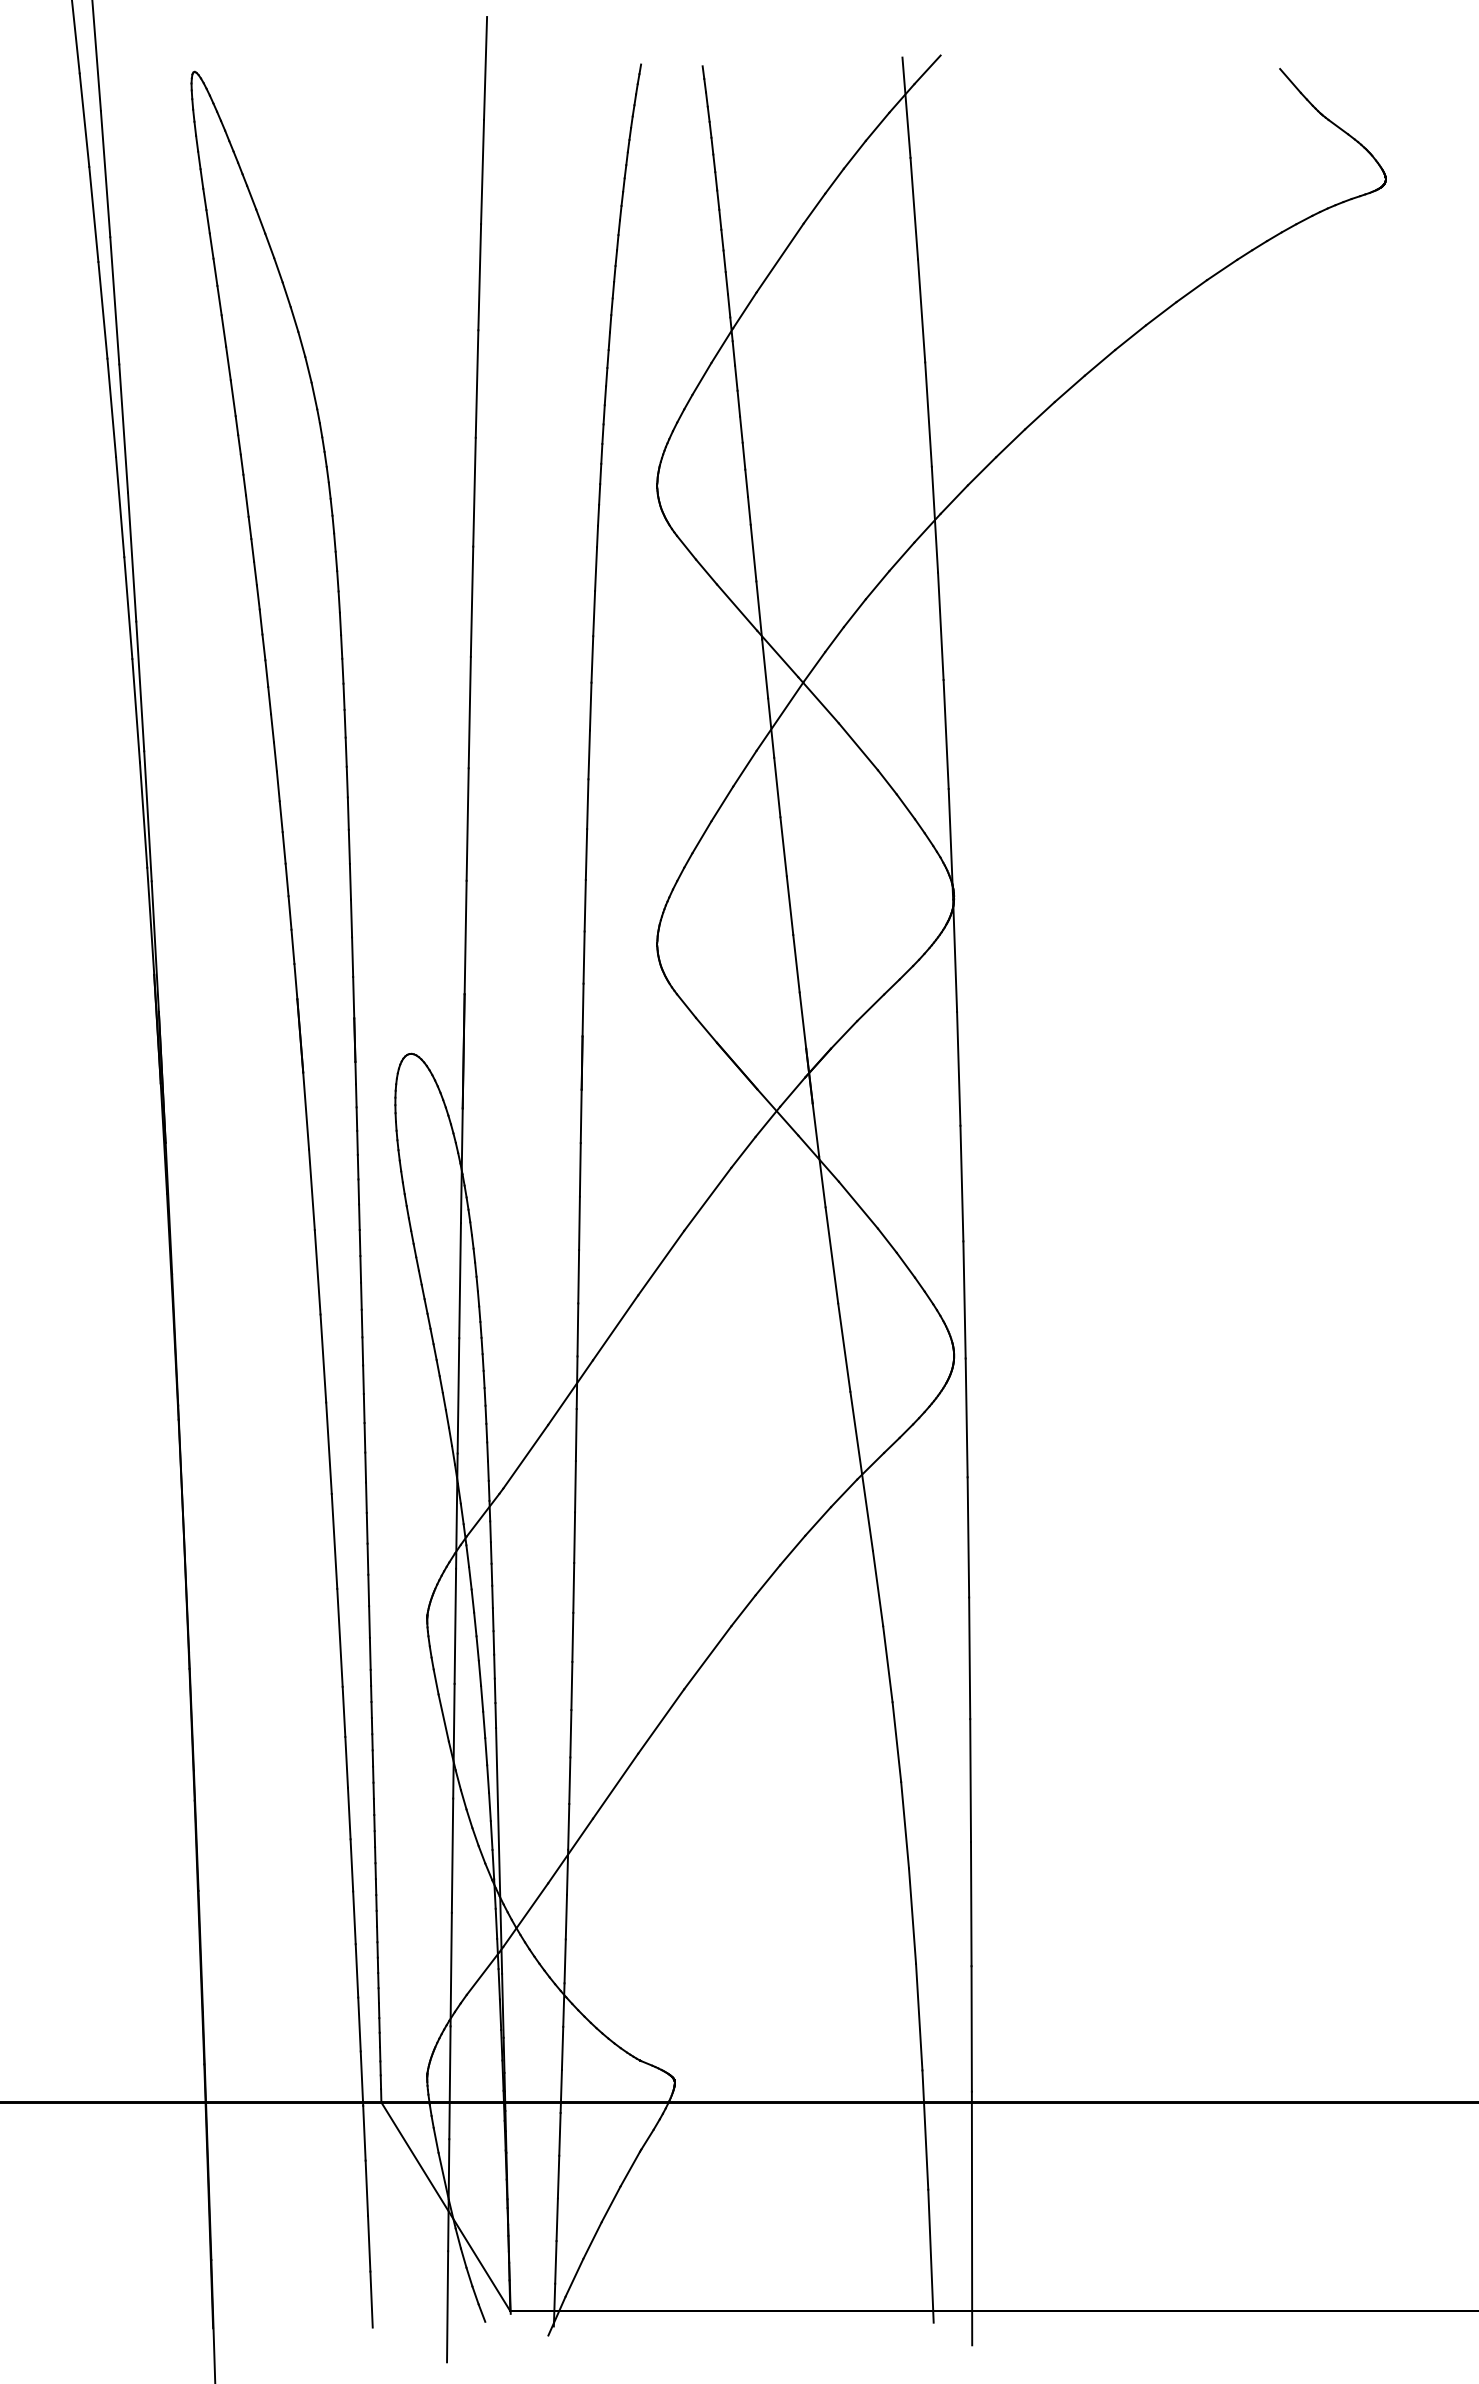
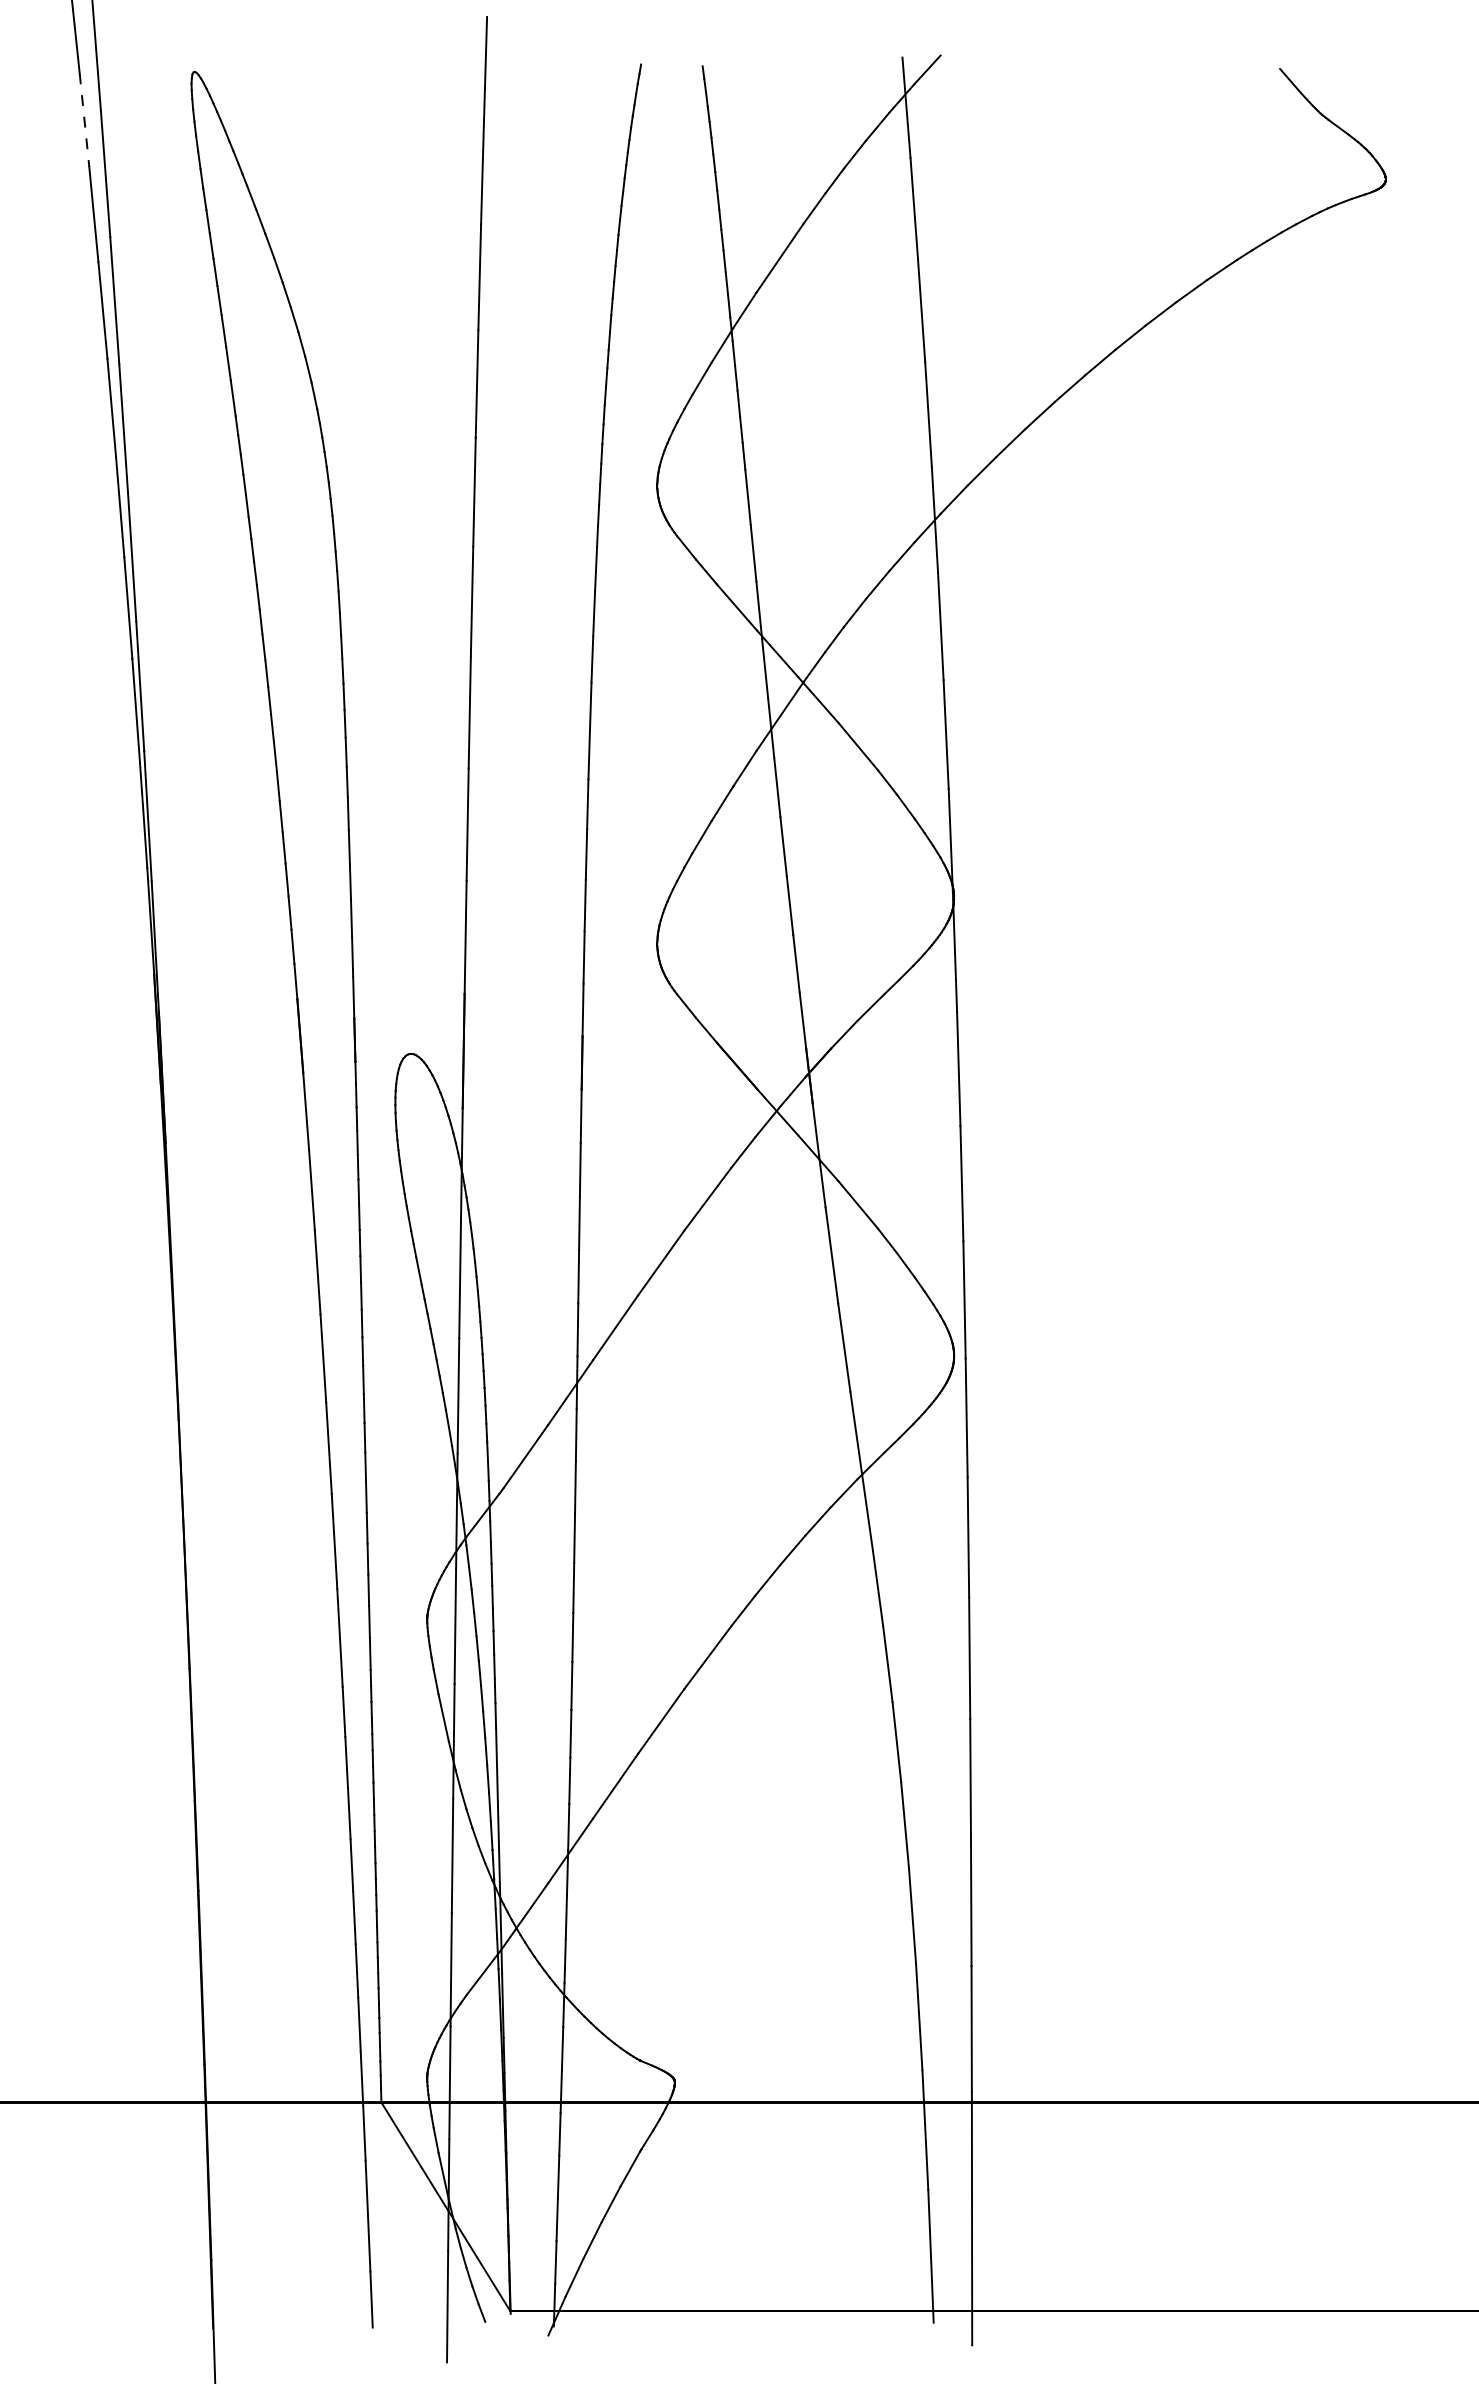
line: solid -> dashed (84, 120)
